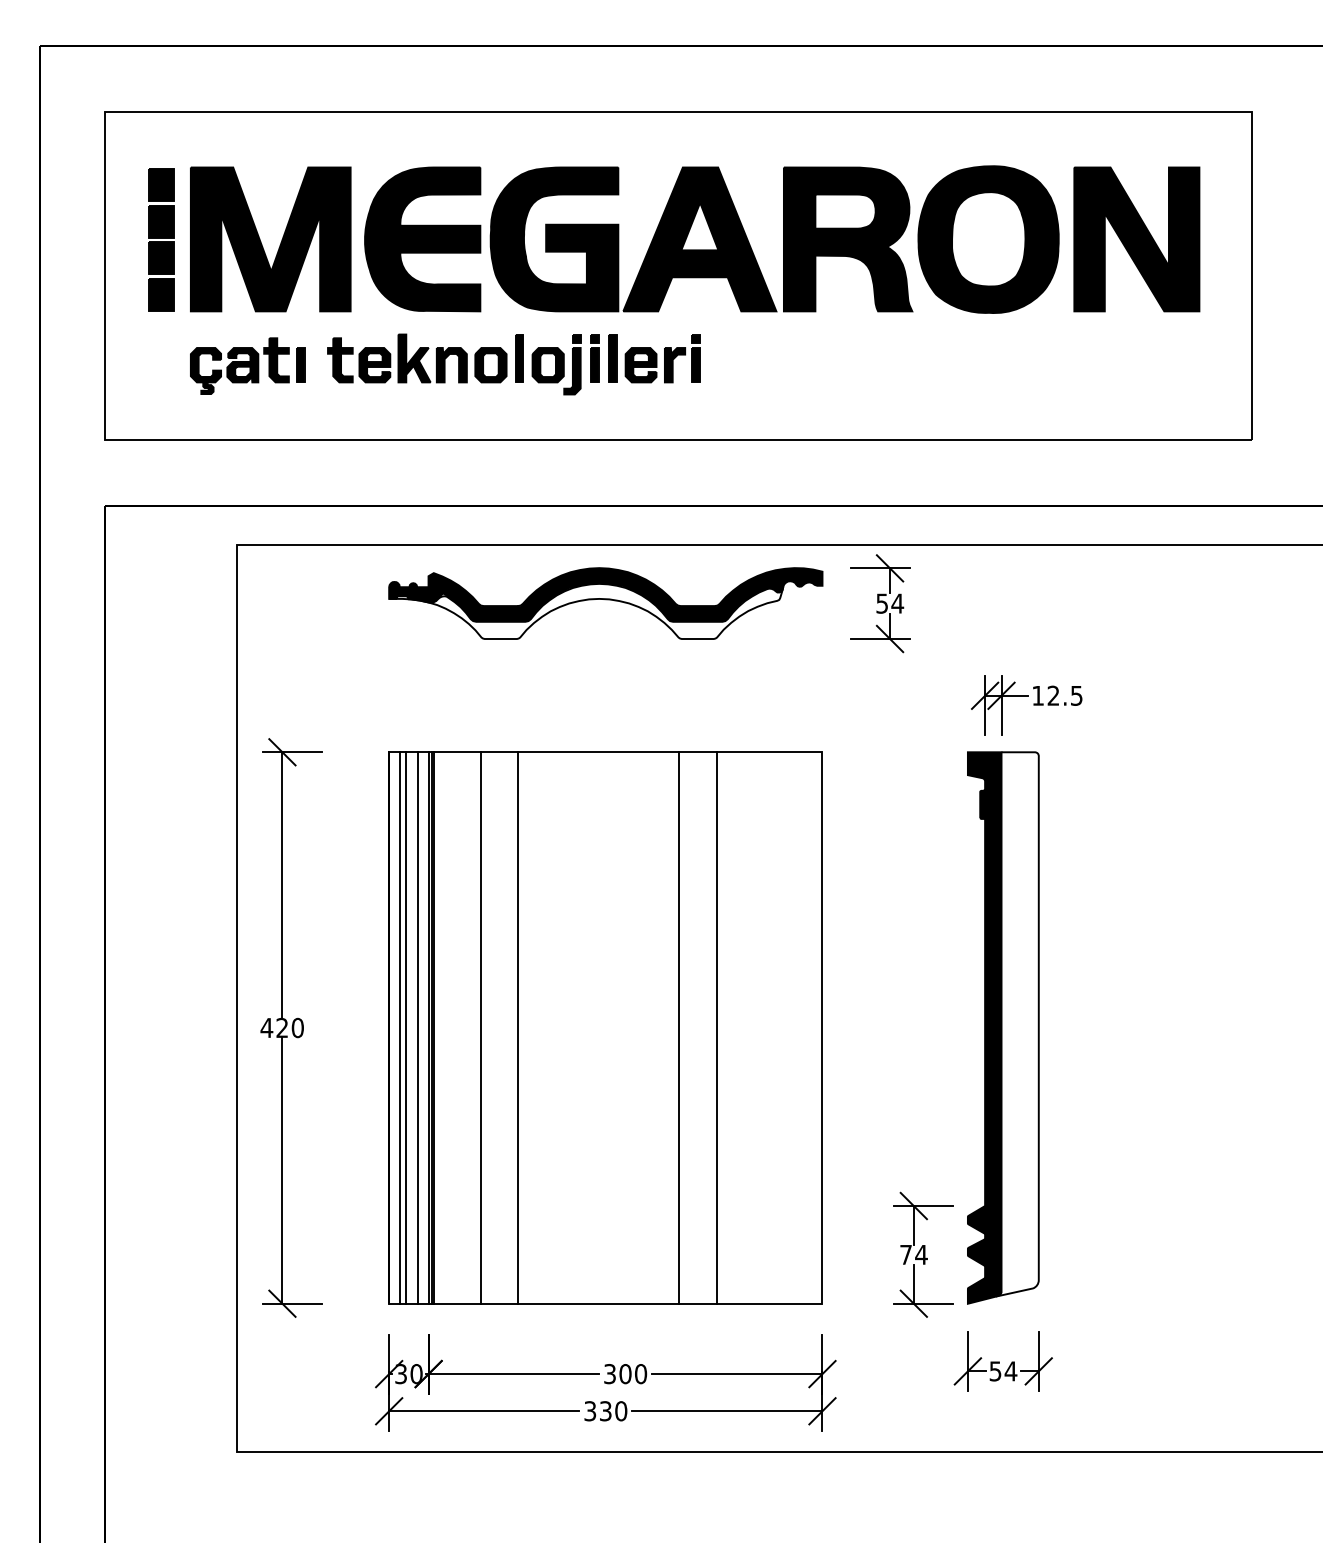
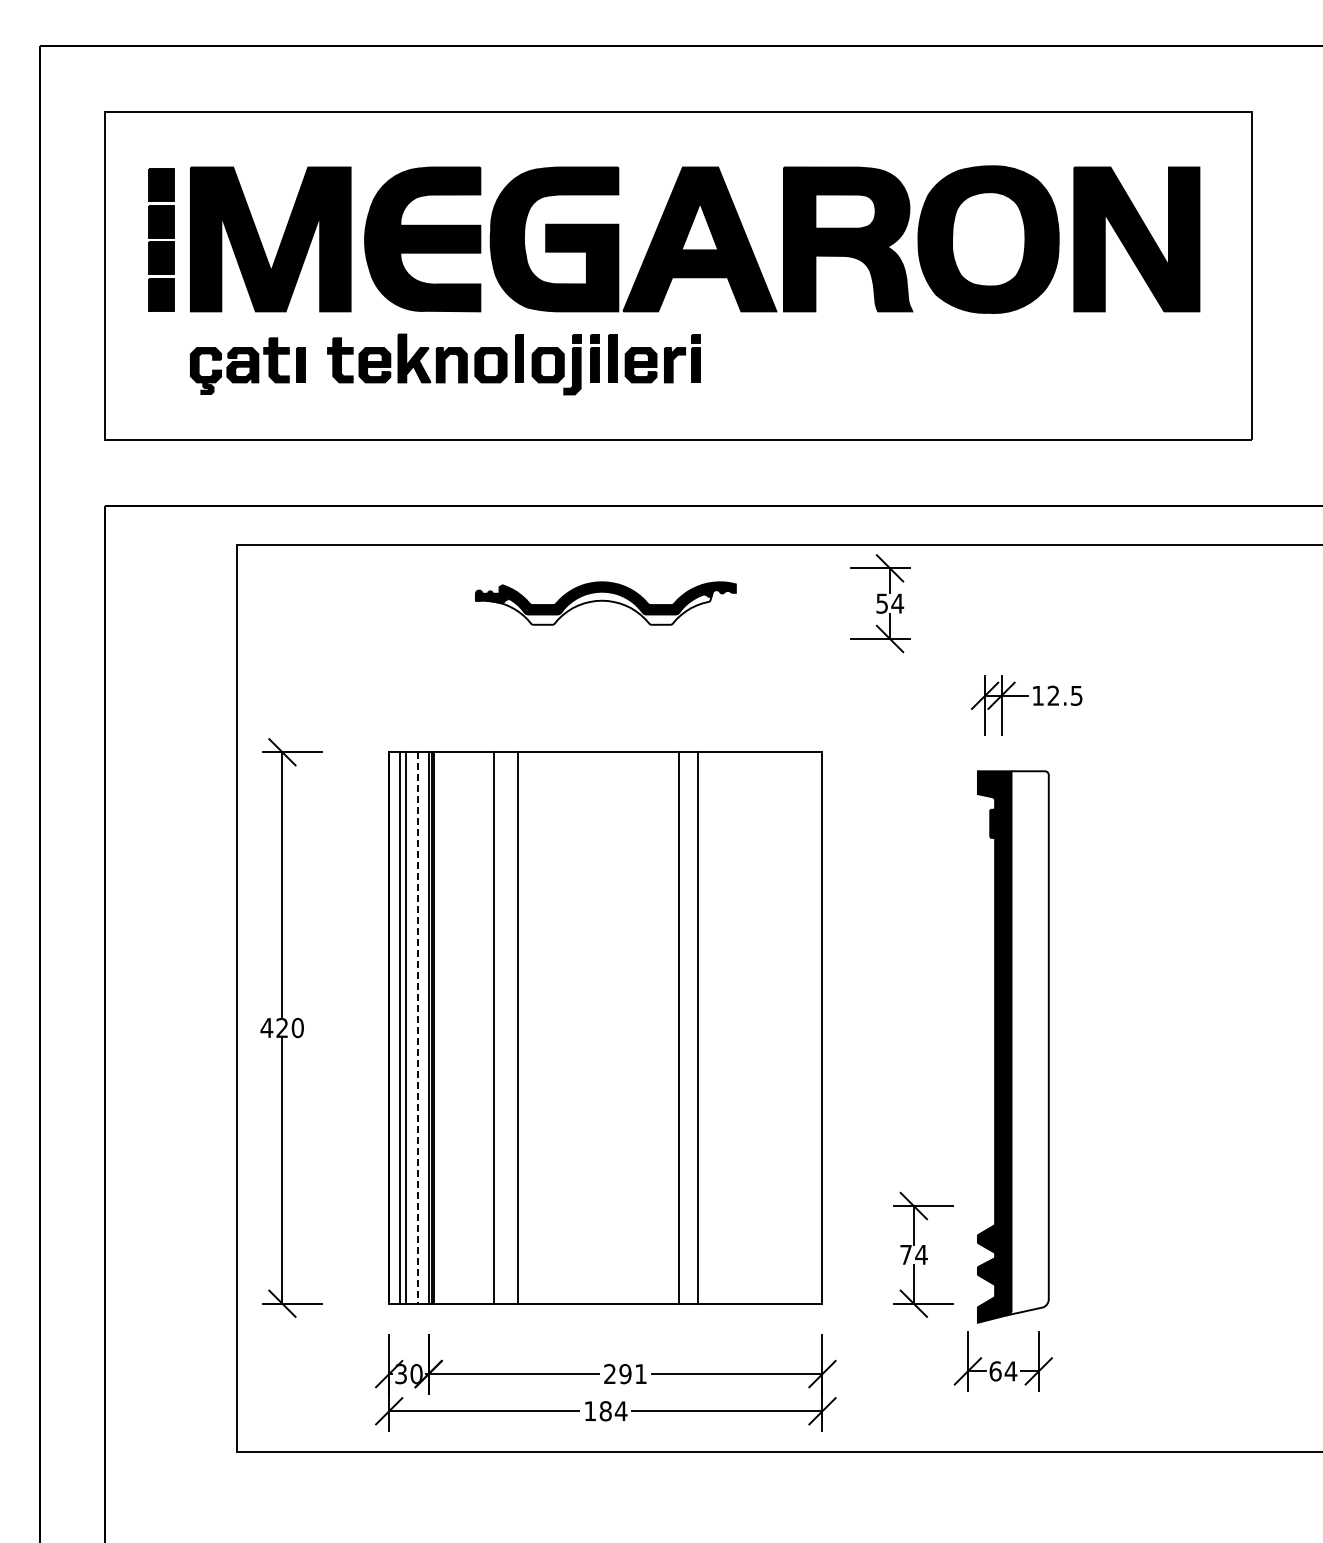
part size: 436x73 px -> 262x45 px (605, 603)
line position: (481, 1027) -> (494, 1027) (494, 1027)
line position: (717, 1027) -> (698, 1027) (698, 1027)
part position: (1003, 1027) -> (1013, 1046) (1013, 1046)
line: solid -> dashed (418, 1028)
text: 54 -> 64 (995, 1371)
text: 300 -> 291 (625, 1374)
text: 330 -> 184 (605, 1411)
